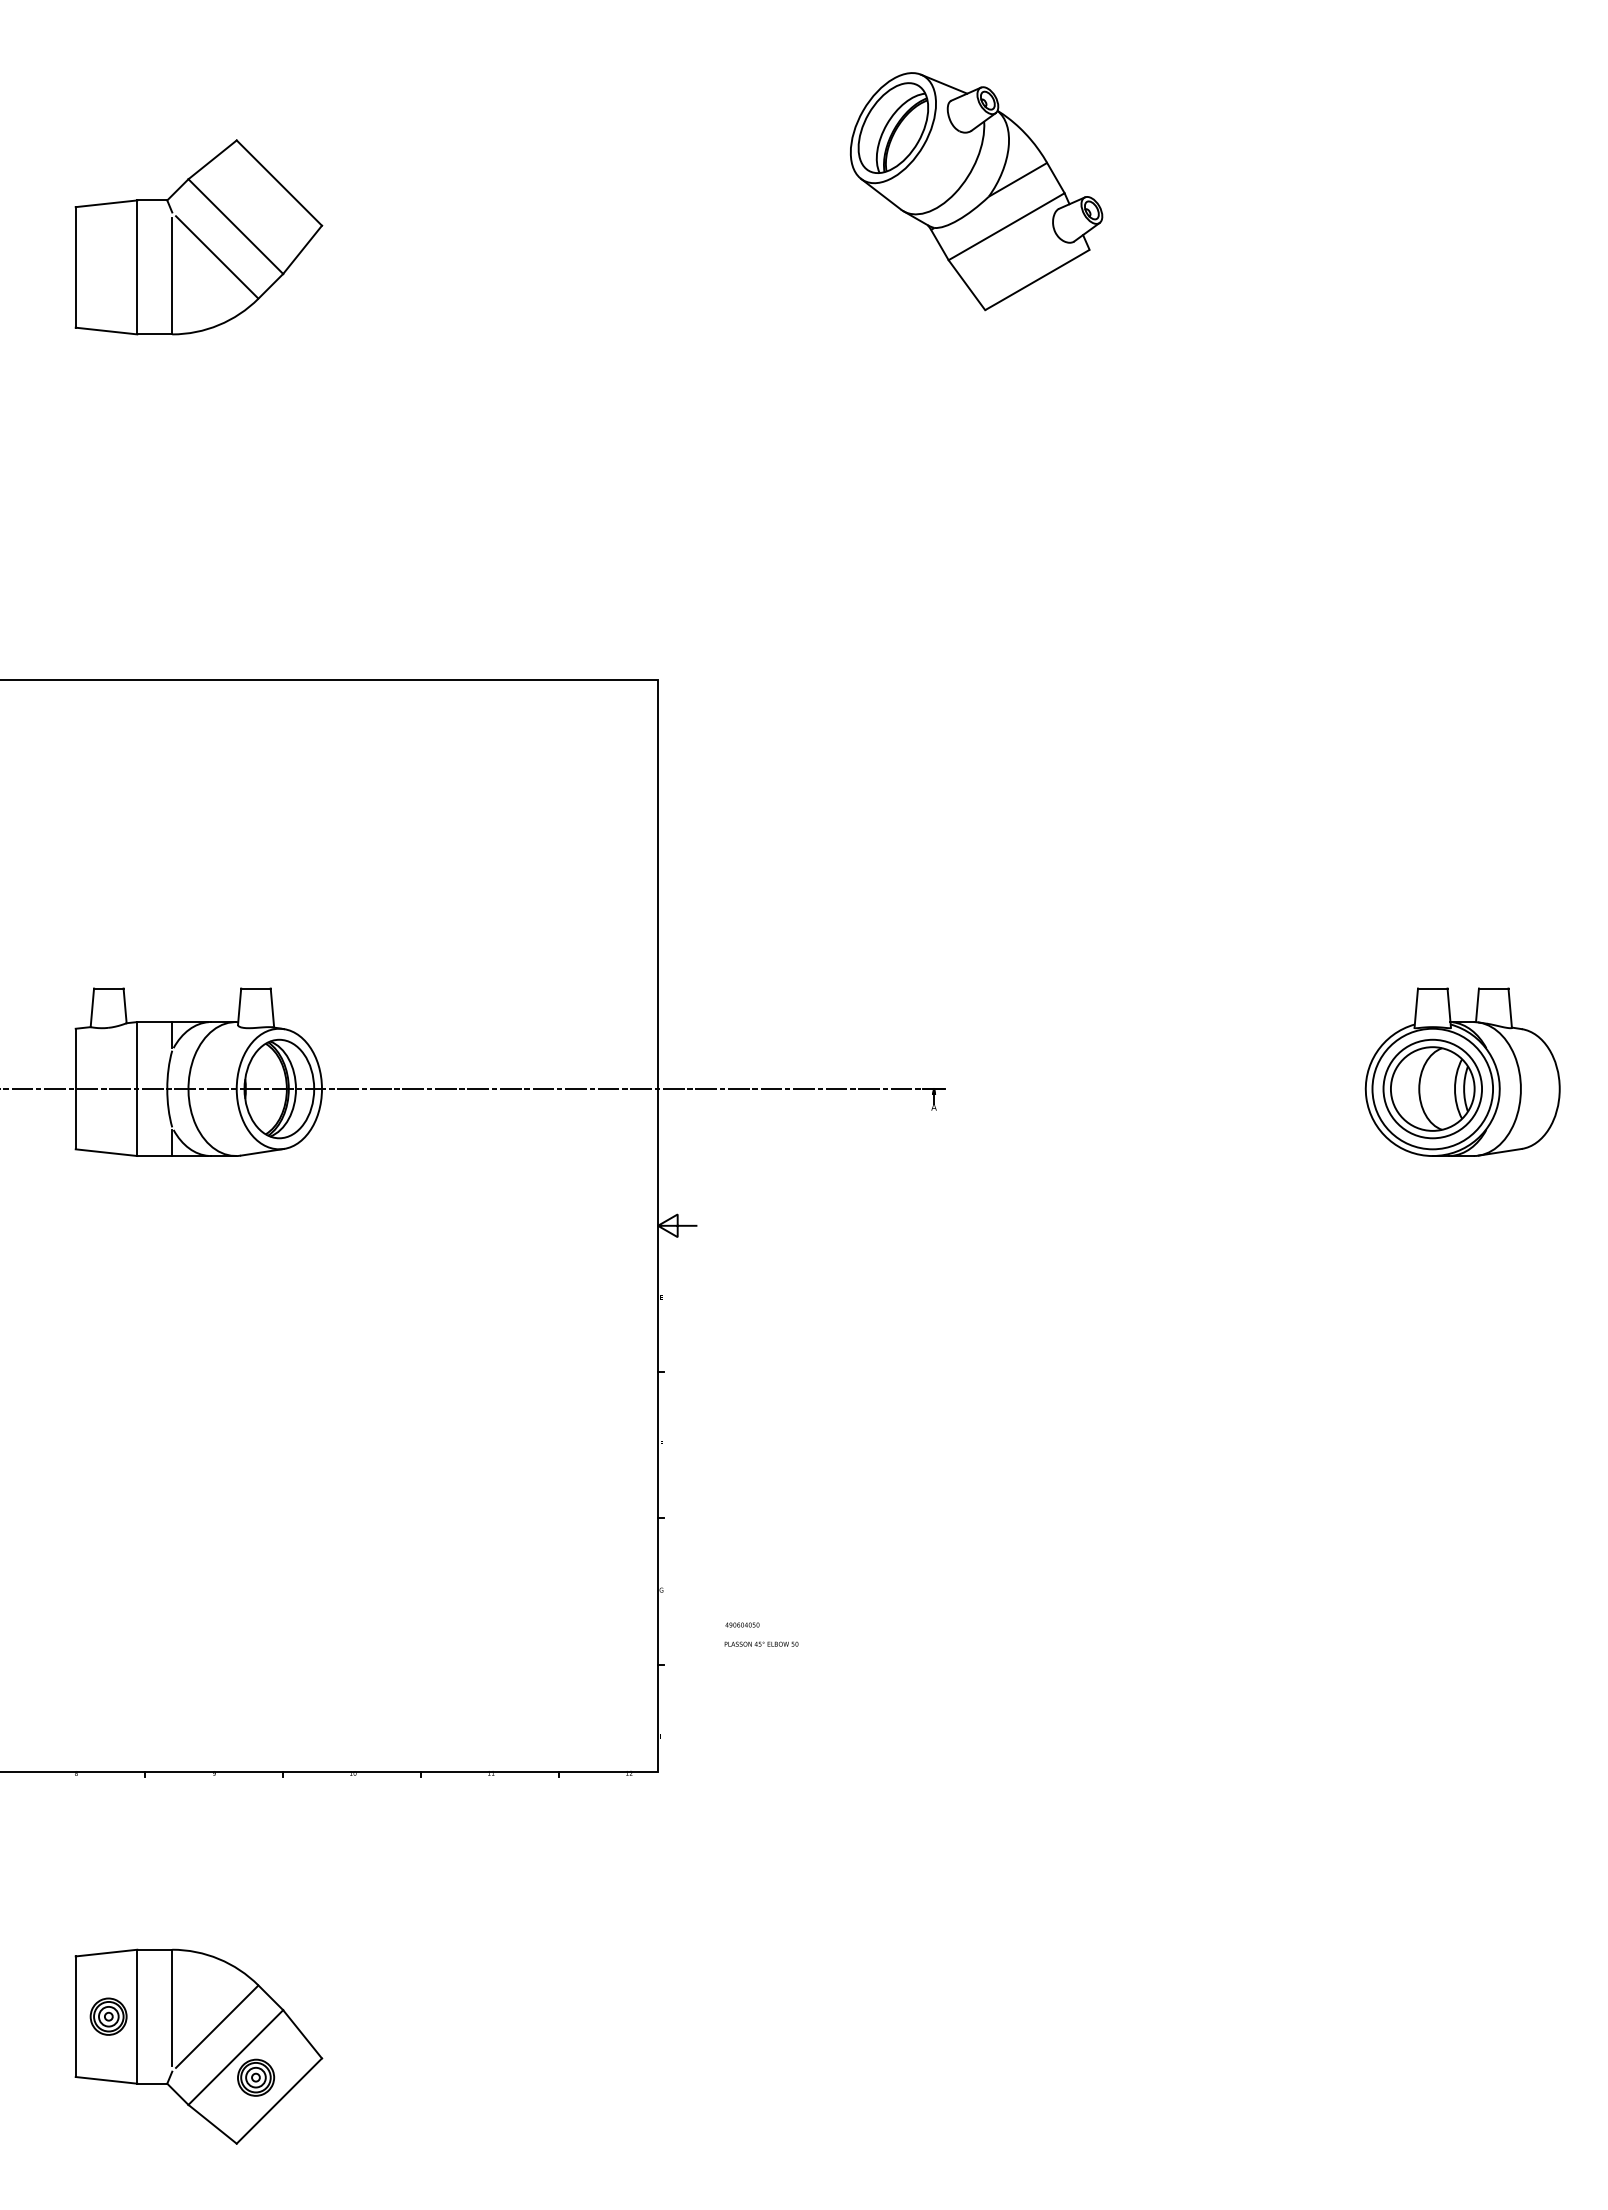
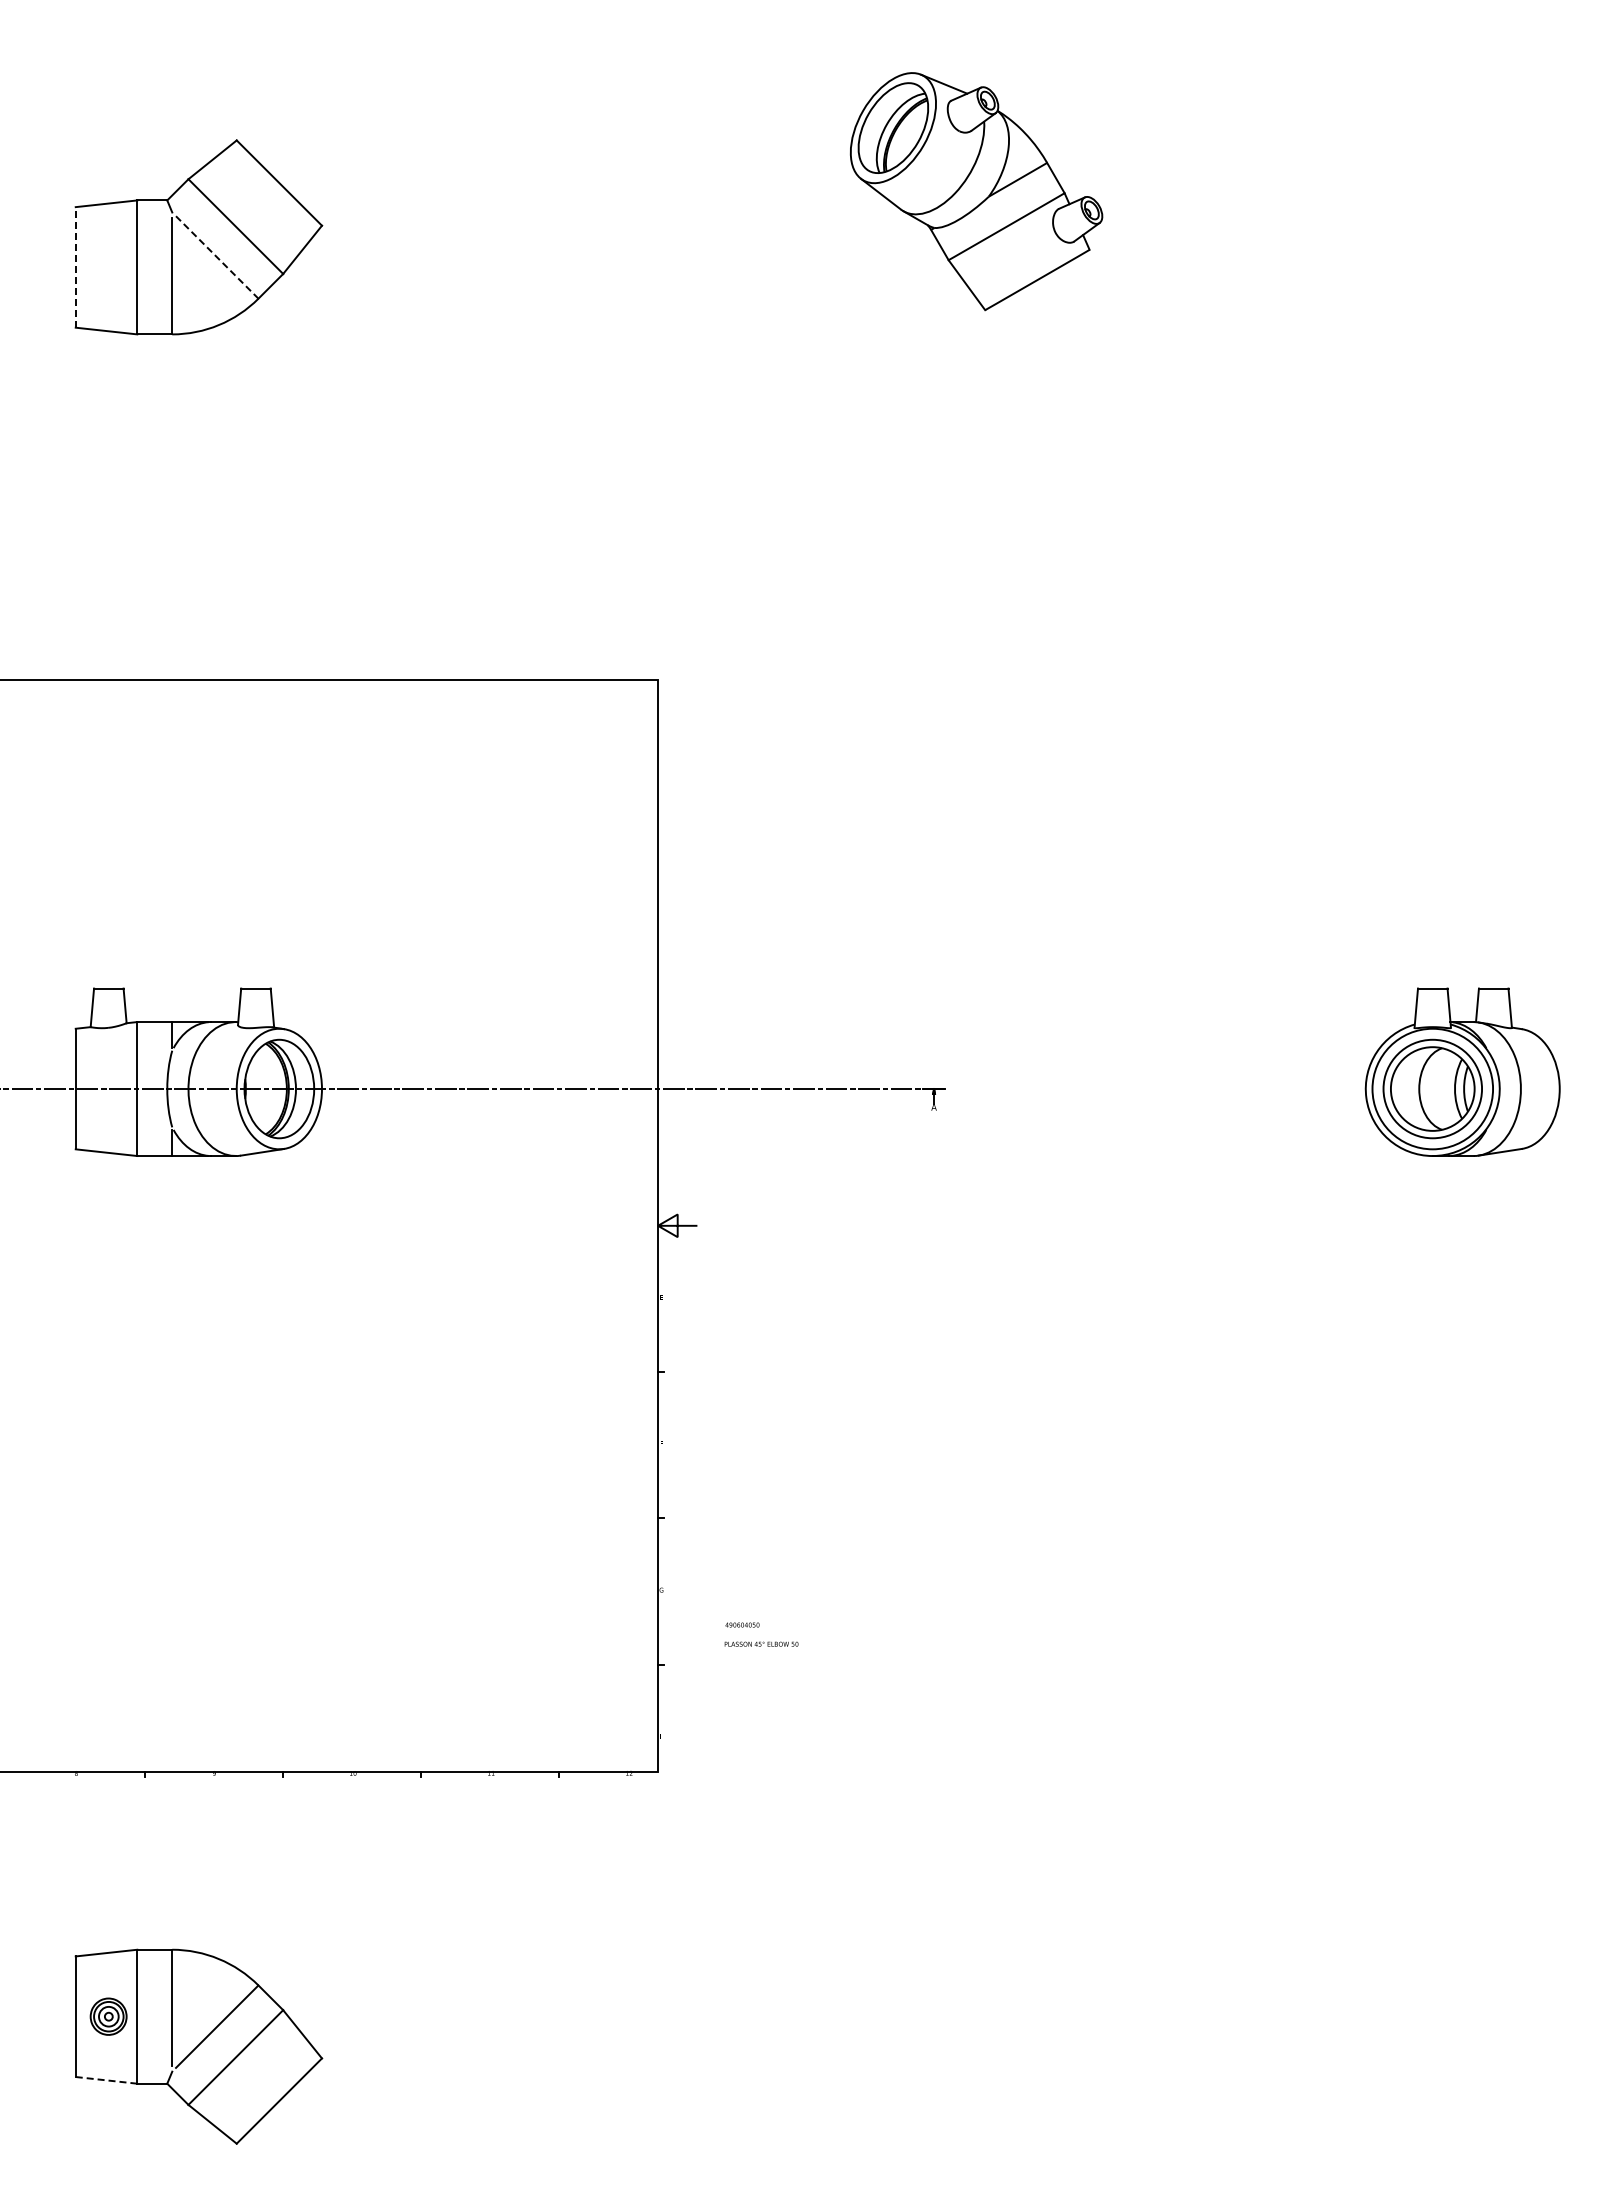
line: solid -> dashed (217, 257)
line: solid -> dashed (75, 266)
part: present -> none (256, 2077)
line: solid -> dashed (106, 2080)
